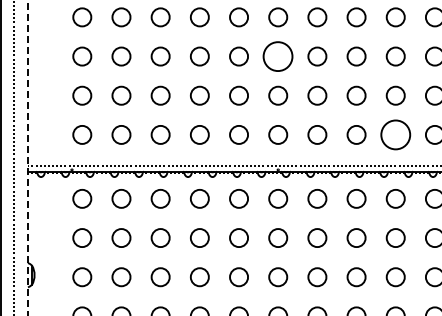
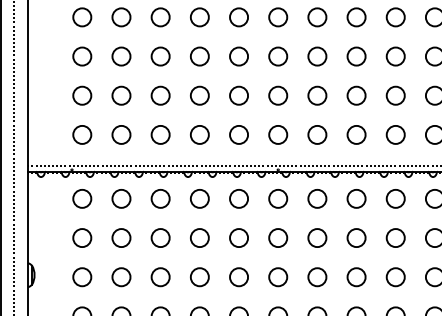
circle size: 32x31 px -> 21x21 px (278, 56)
circle diameter: 29 px -> 18 px (395, 134)
line: dashed -> solid (28, 158)
